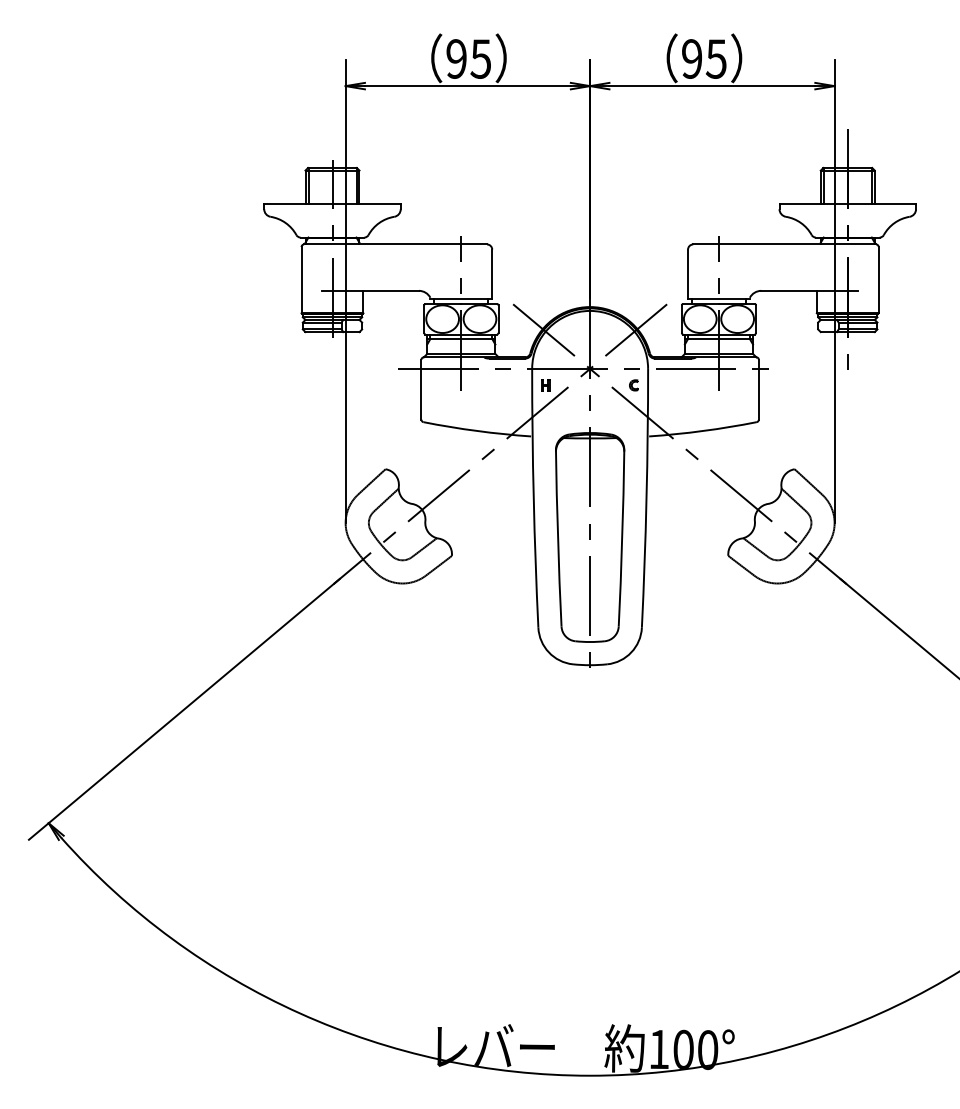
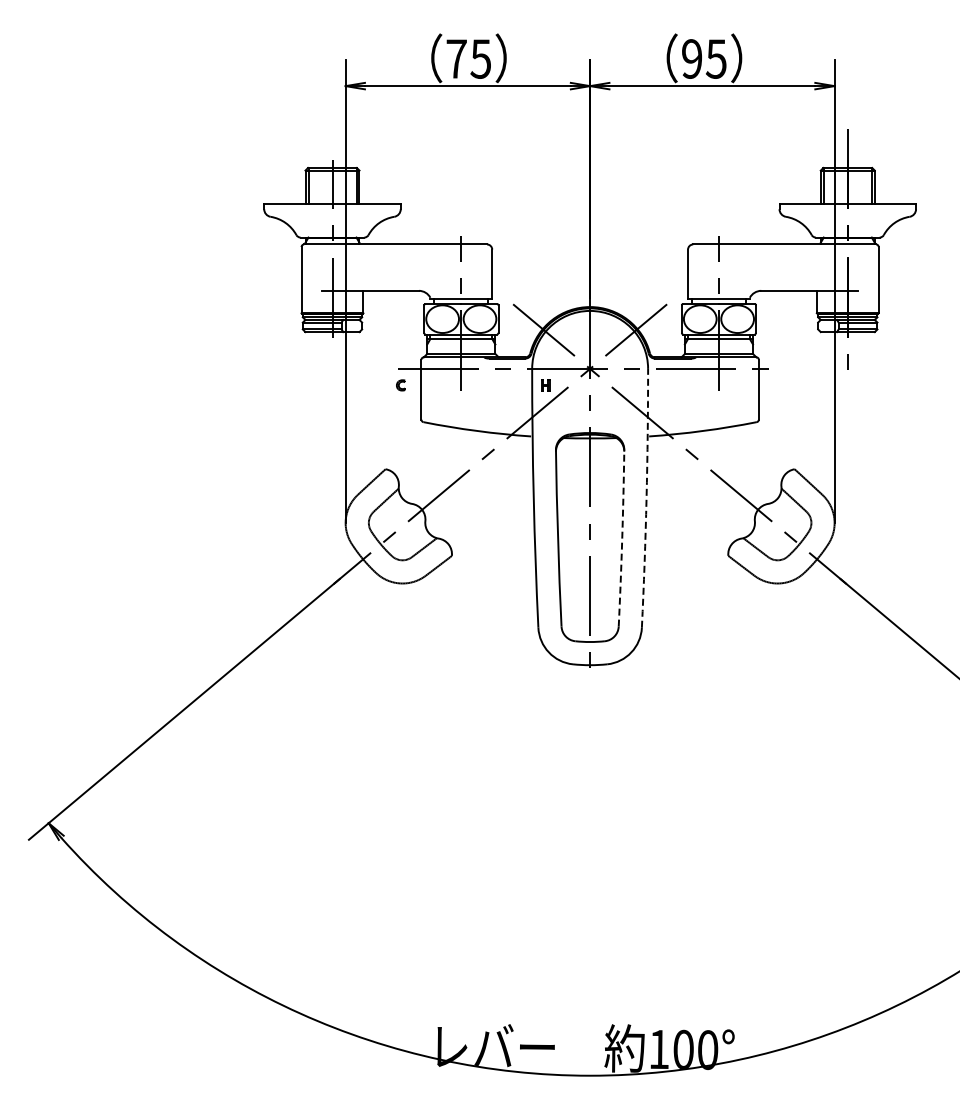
text: 95 -> 75 (456, 58)
part position: (633, 385) -> (400, 385) (400, 385)
arc: solid -> dashed (646, 498)
arc: solid -> dashed (622, 538)
